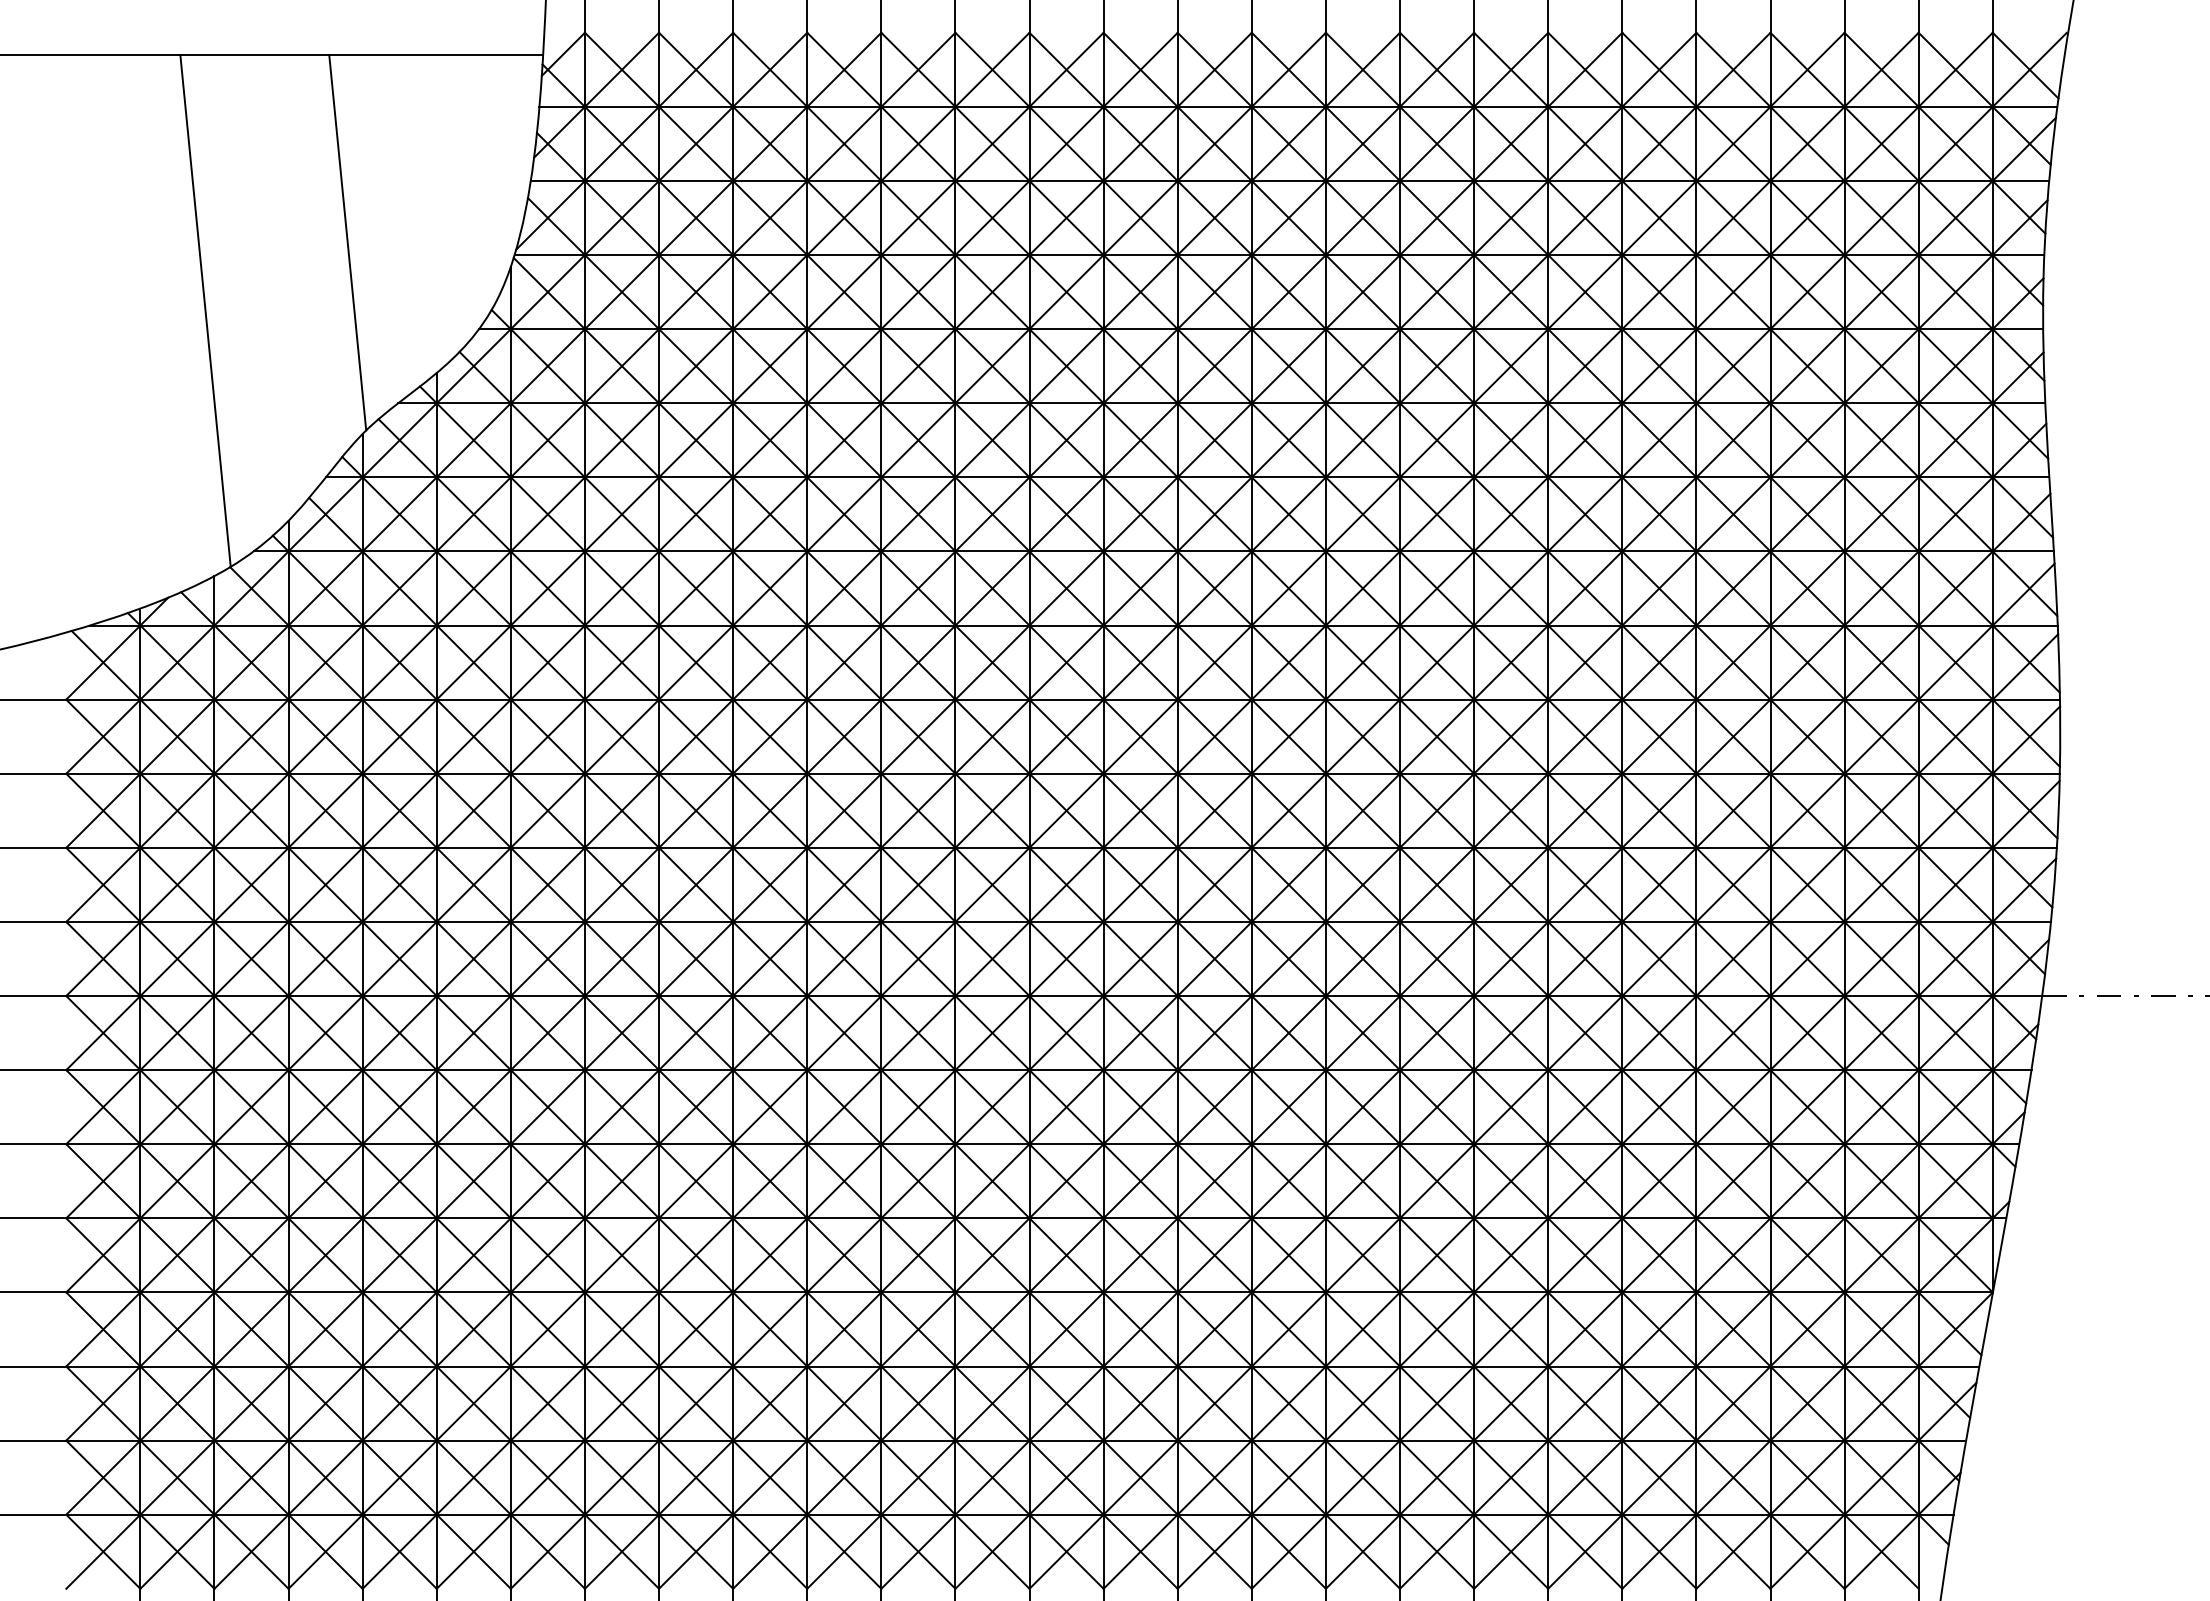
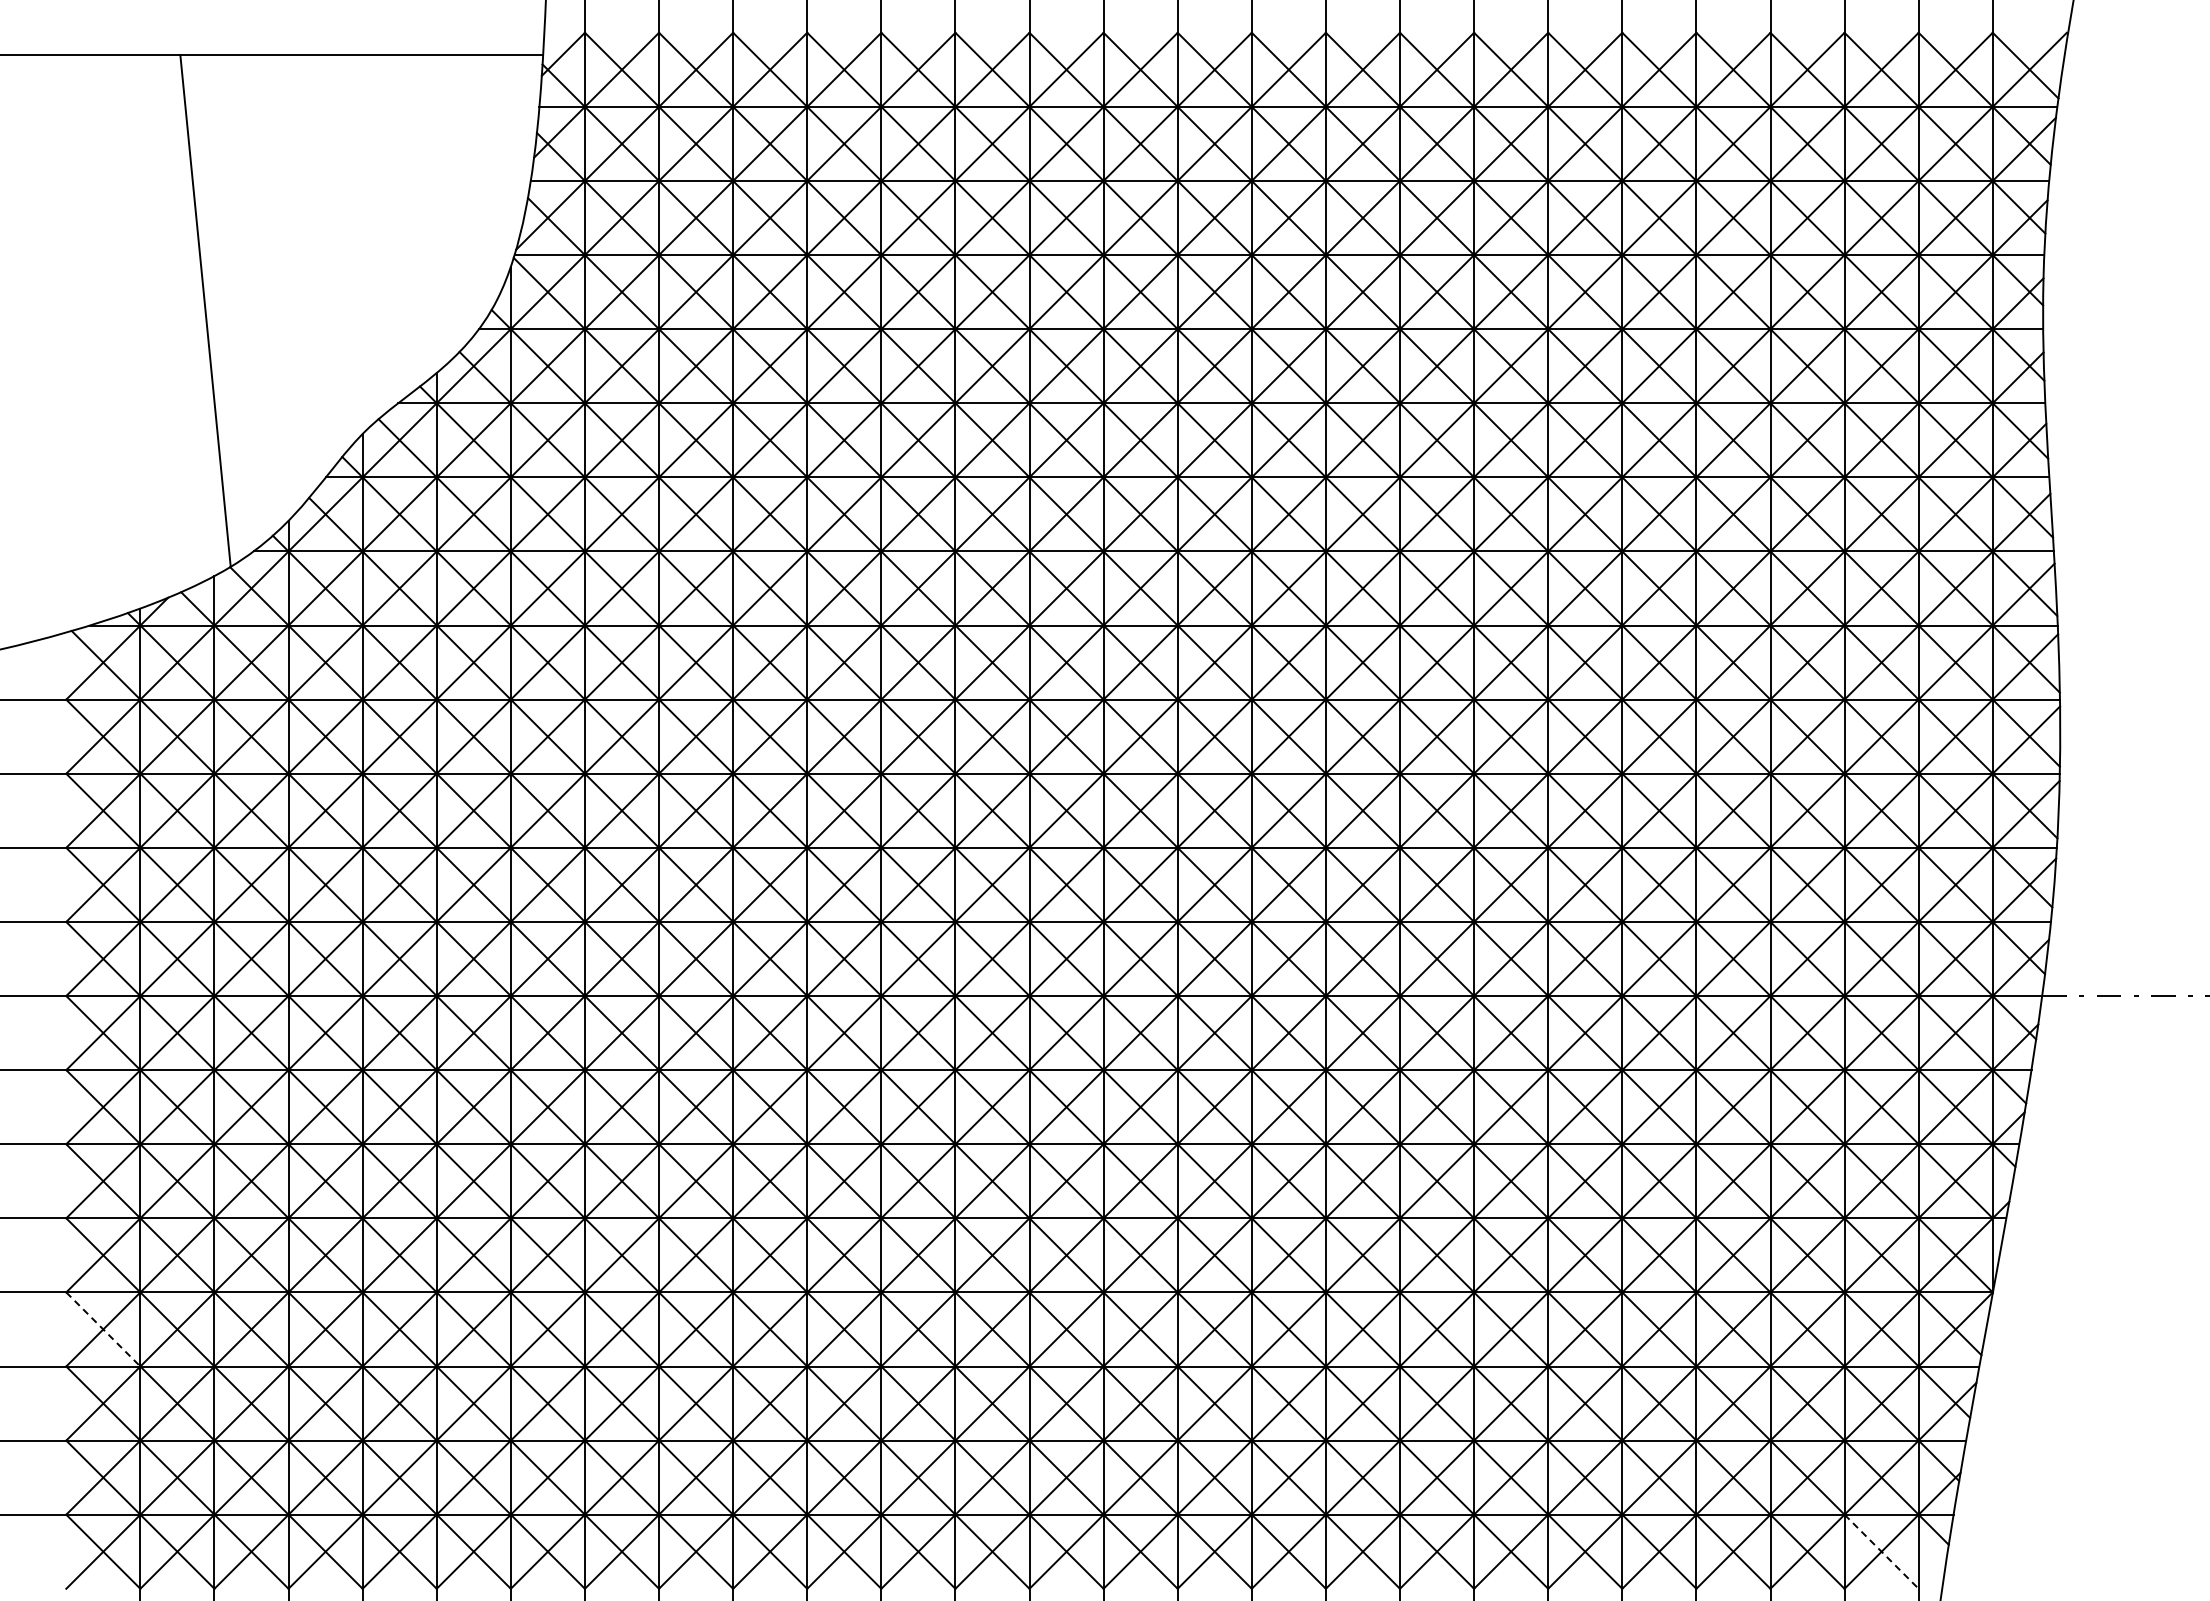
line: present -> none (347, 242)
line: solid -> dashed (103, 1329)
line: solid -> dashed (1881, 1552)
